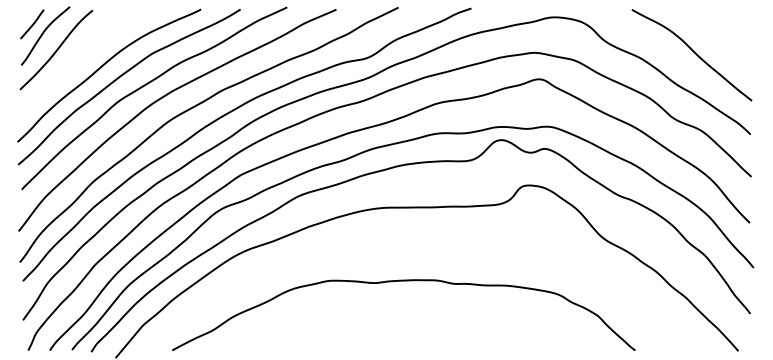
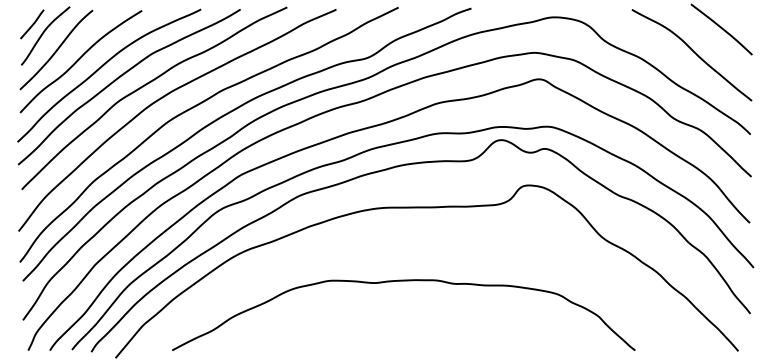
curve: none -> present (721, 29)
curve: none -> present (79, 60)
